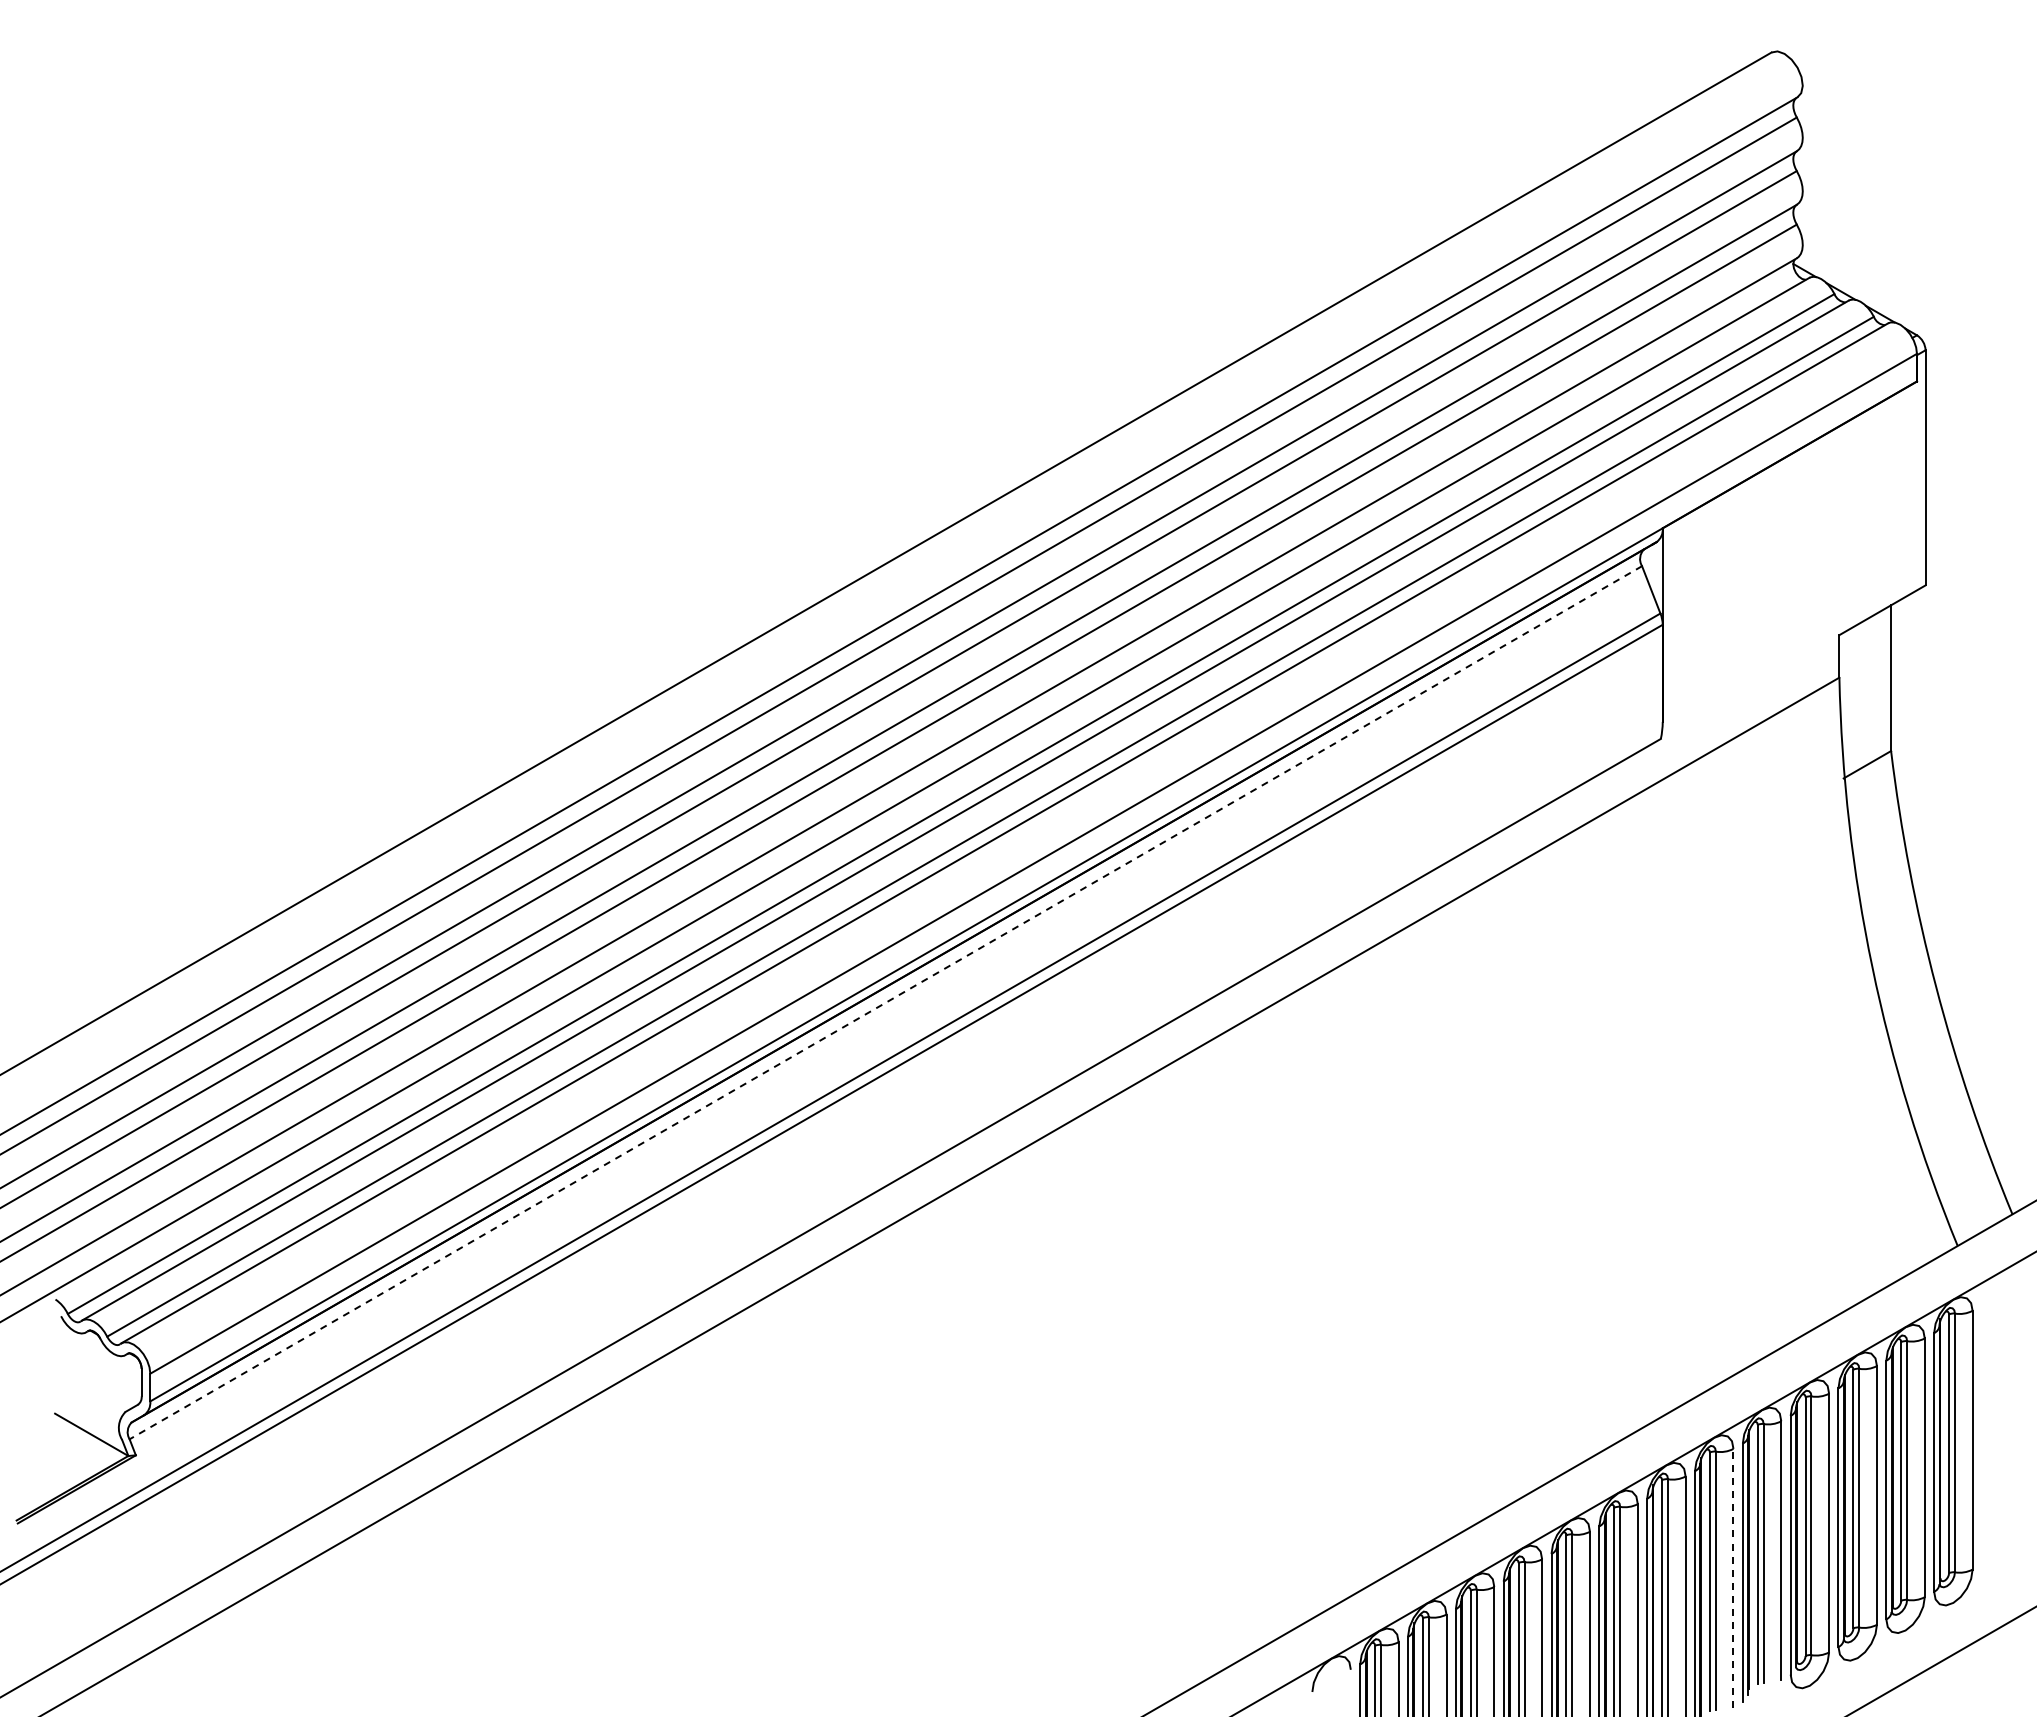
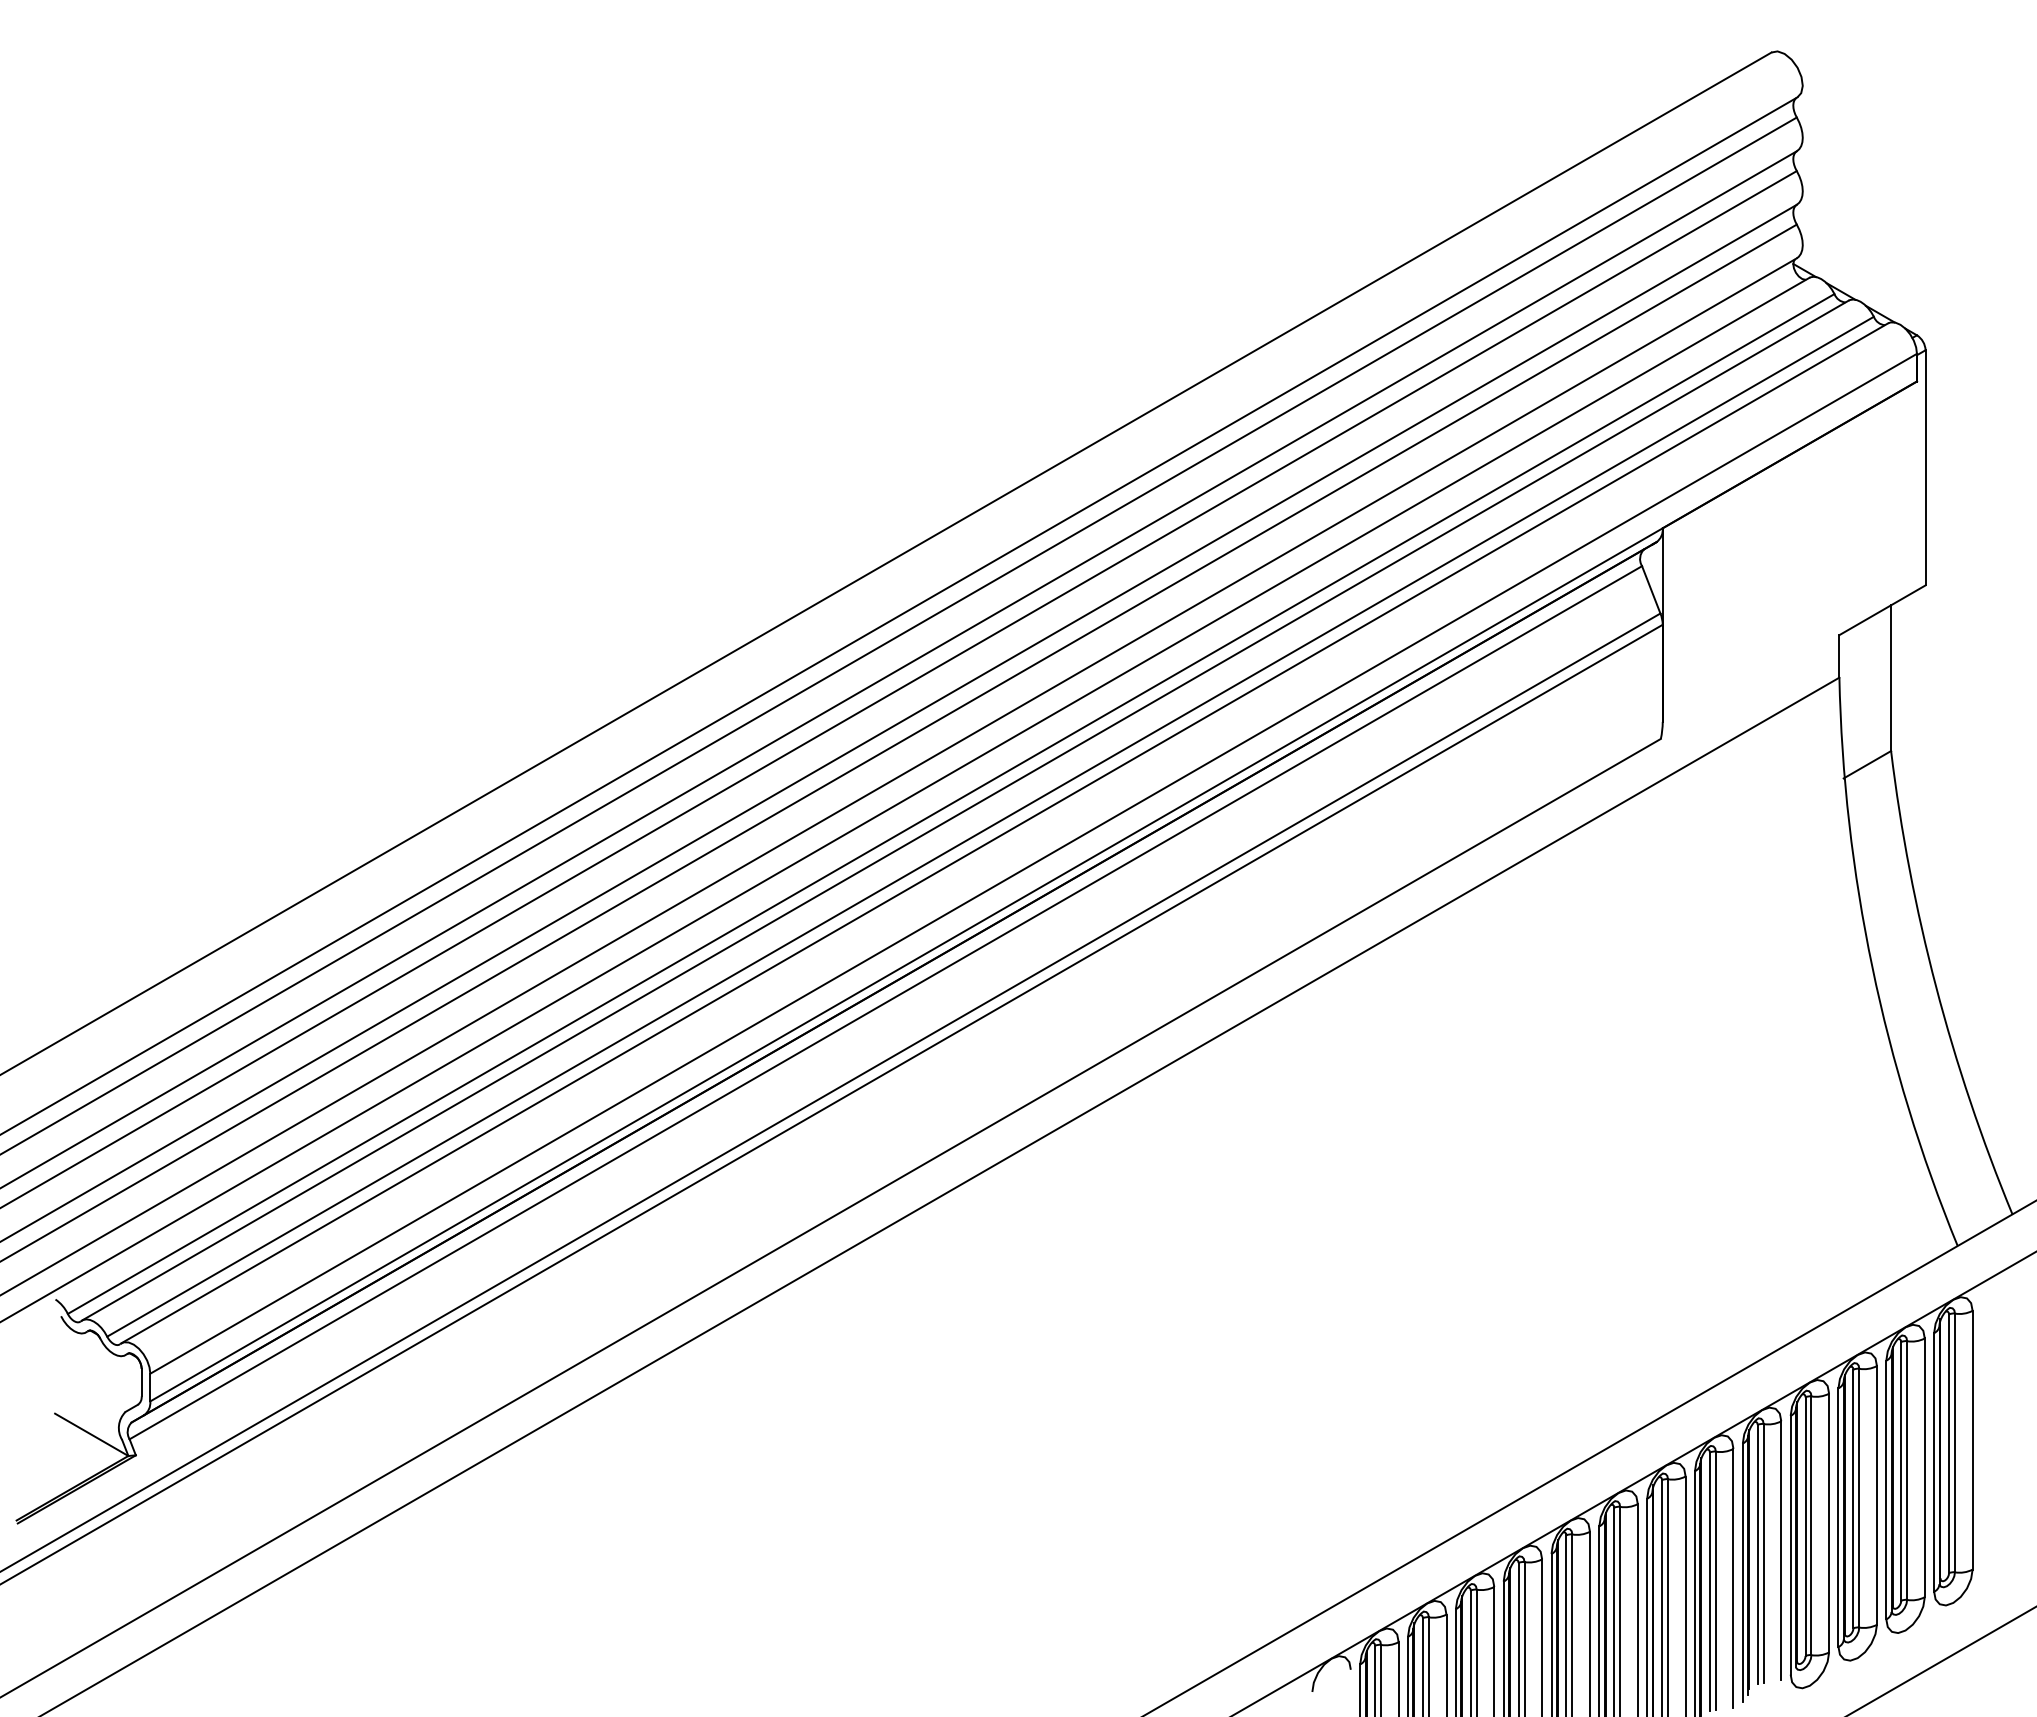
line: dashed -> solid (885, 1002)
line: dashed -> solid (1733, 1577)
